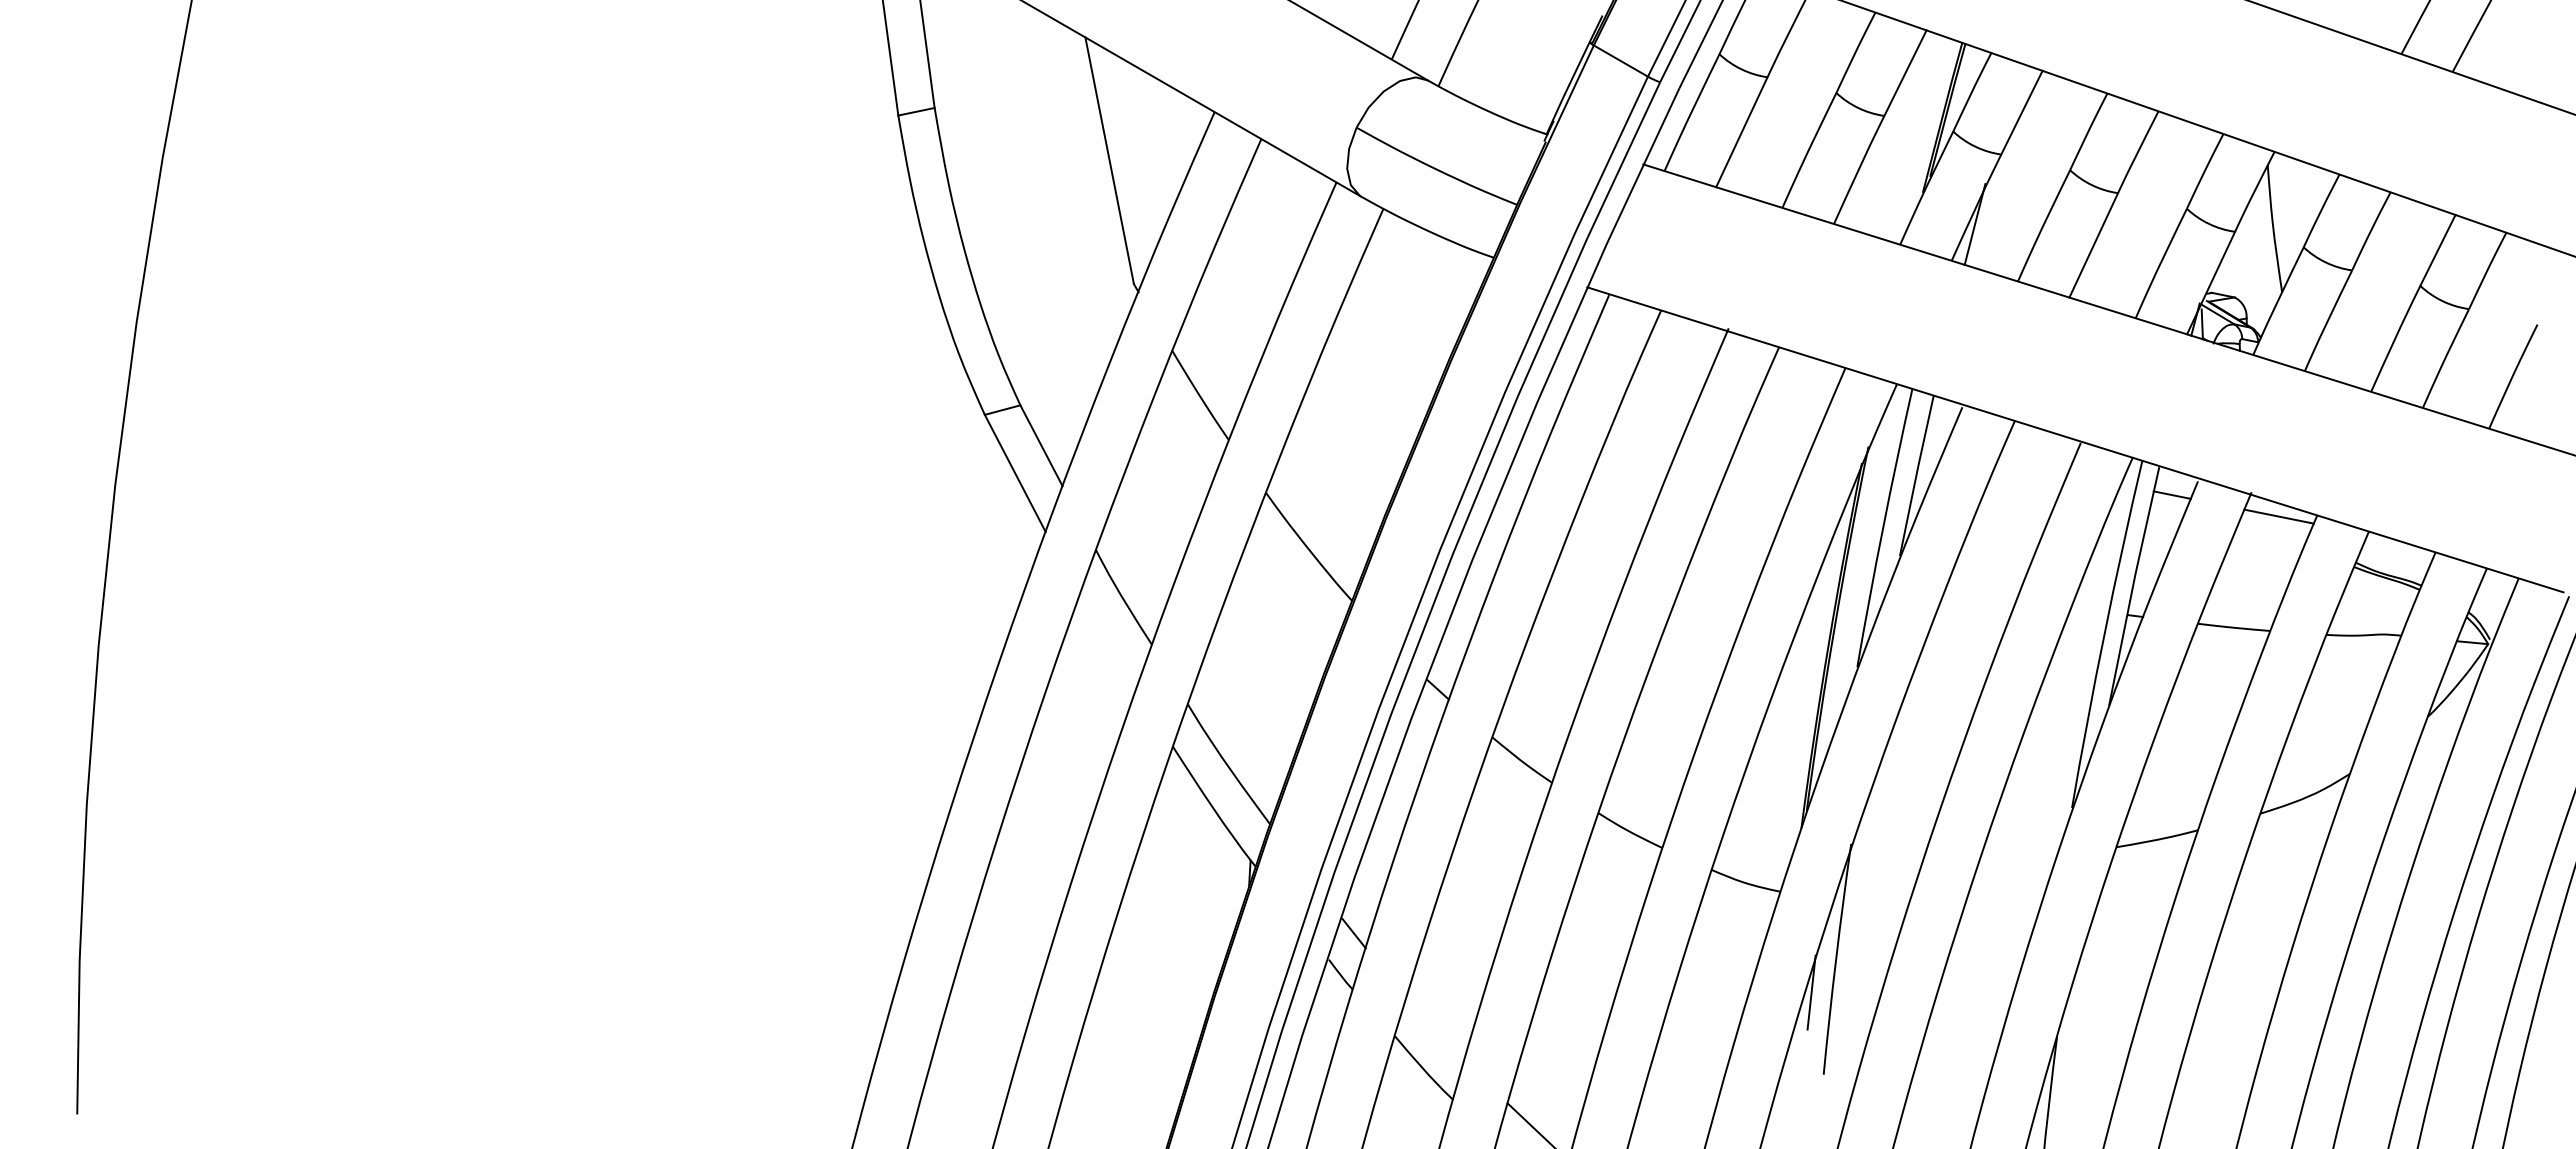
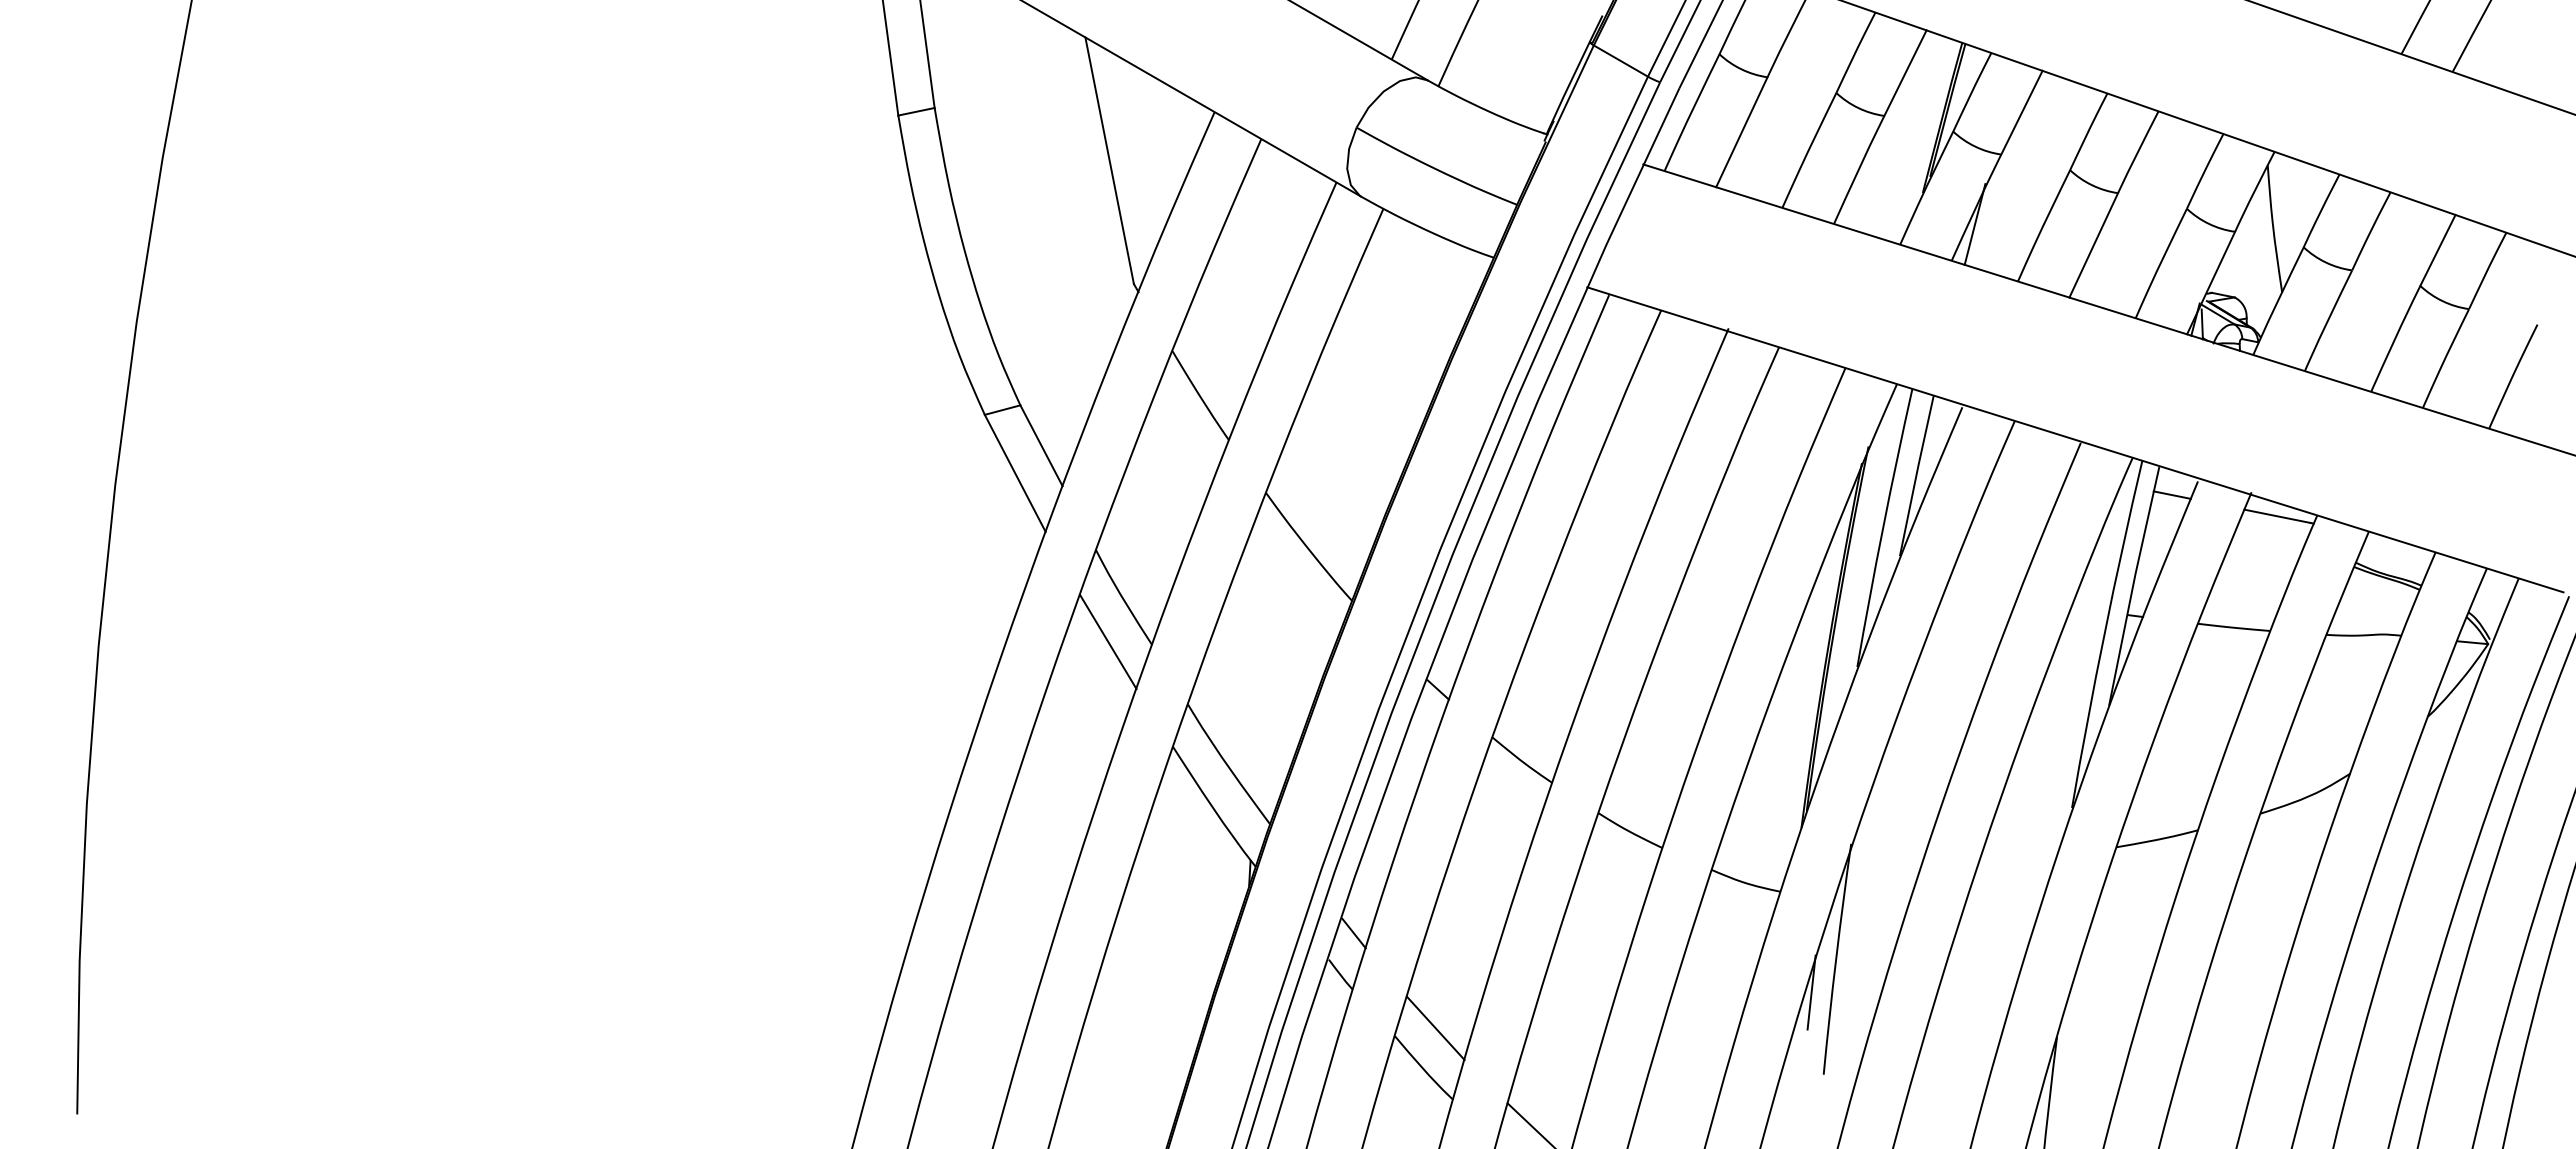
line: none -> present (1108, 641)
line: none -> present (1435, 1027)
